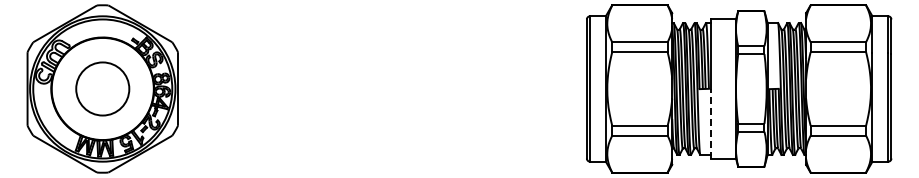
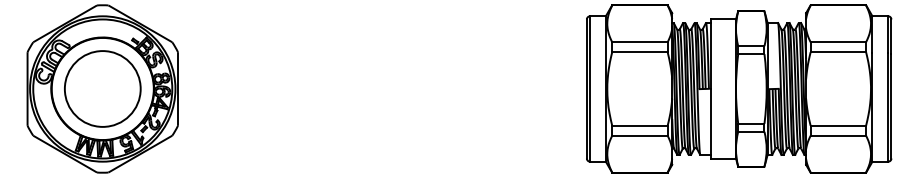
circle diameter: 53 px -> 76 px (102, 88)
line: dashed -> solid (710, 123)
